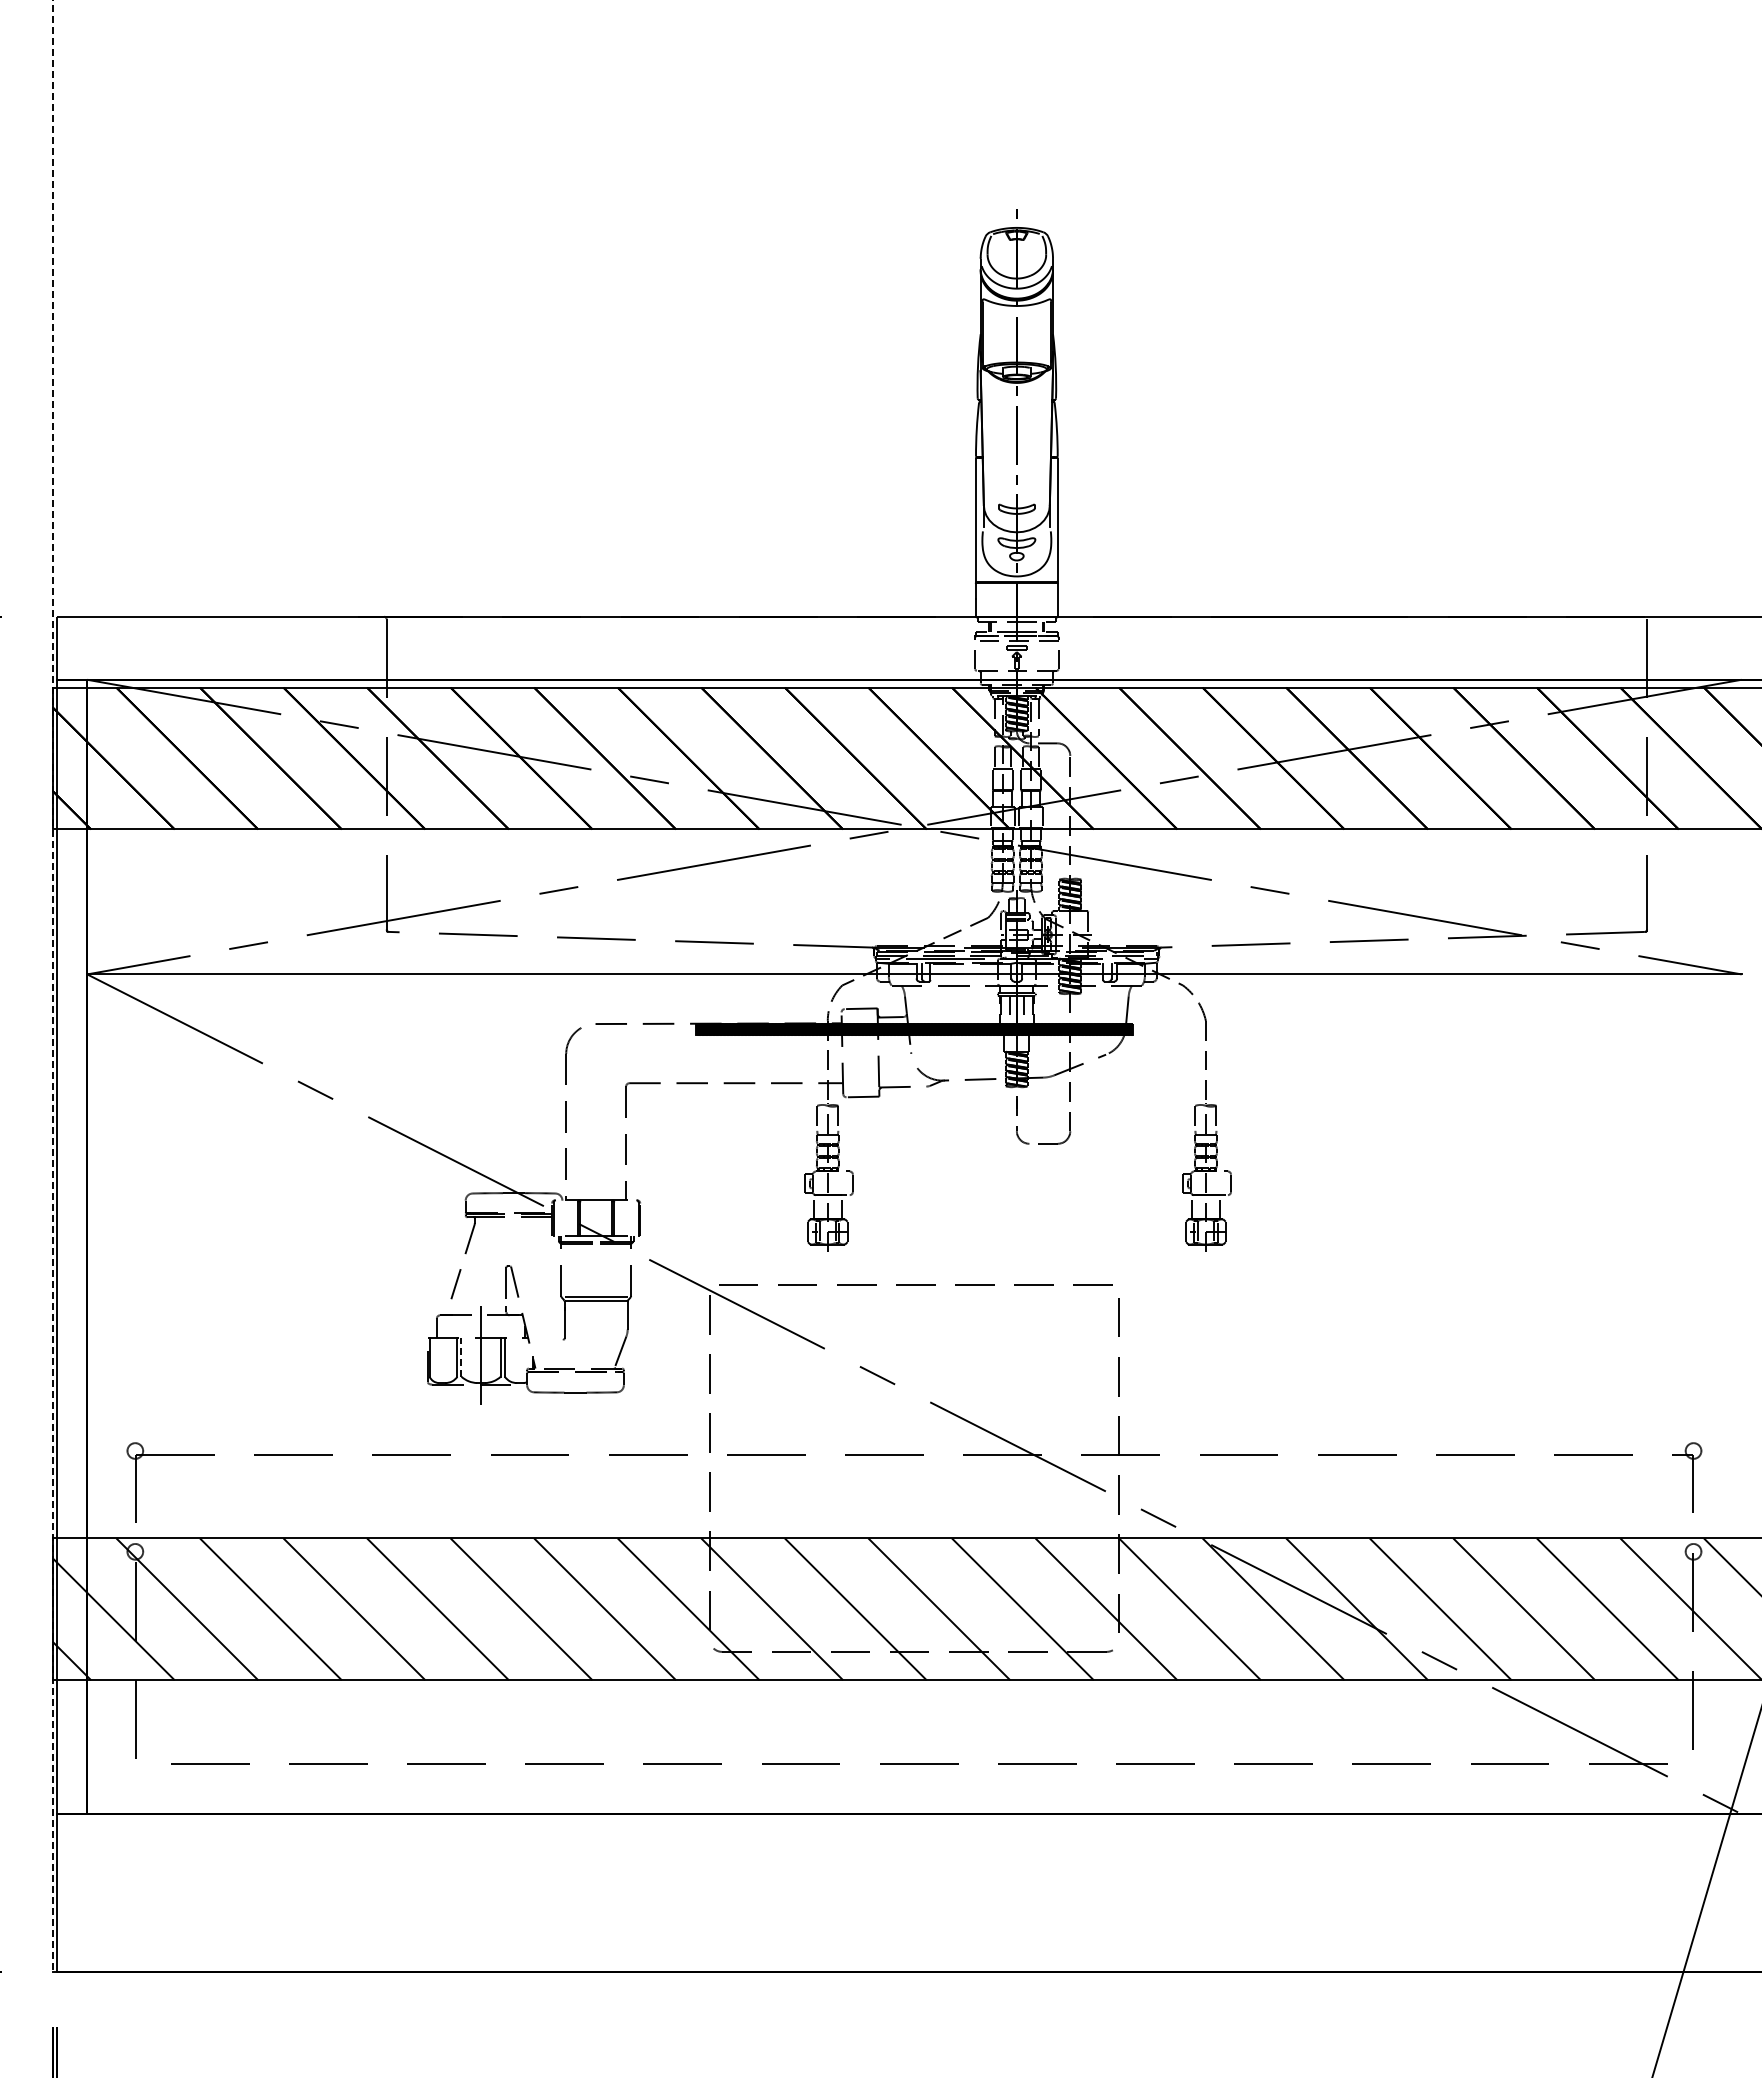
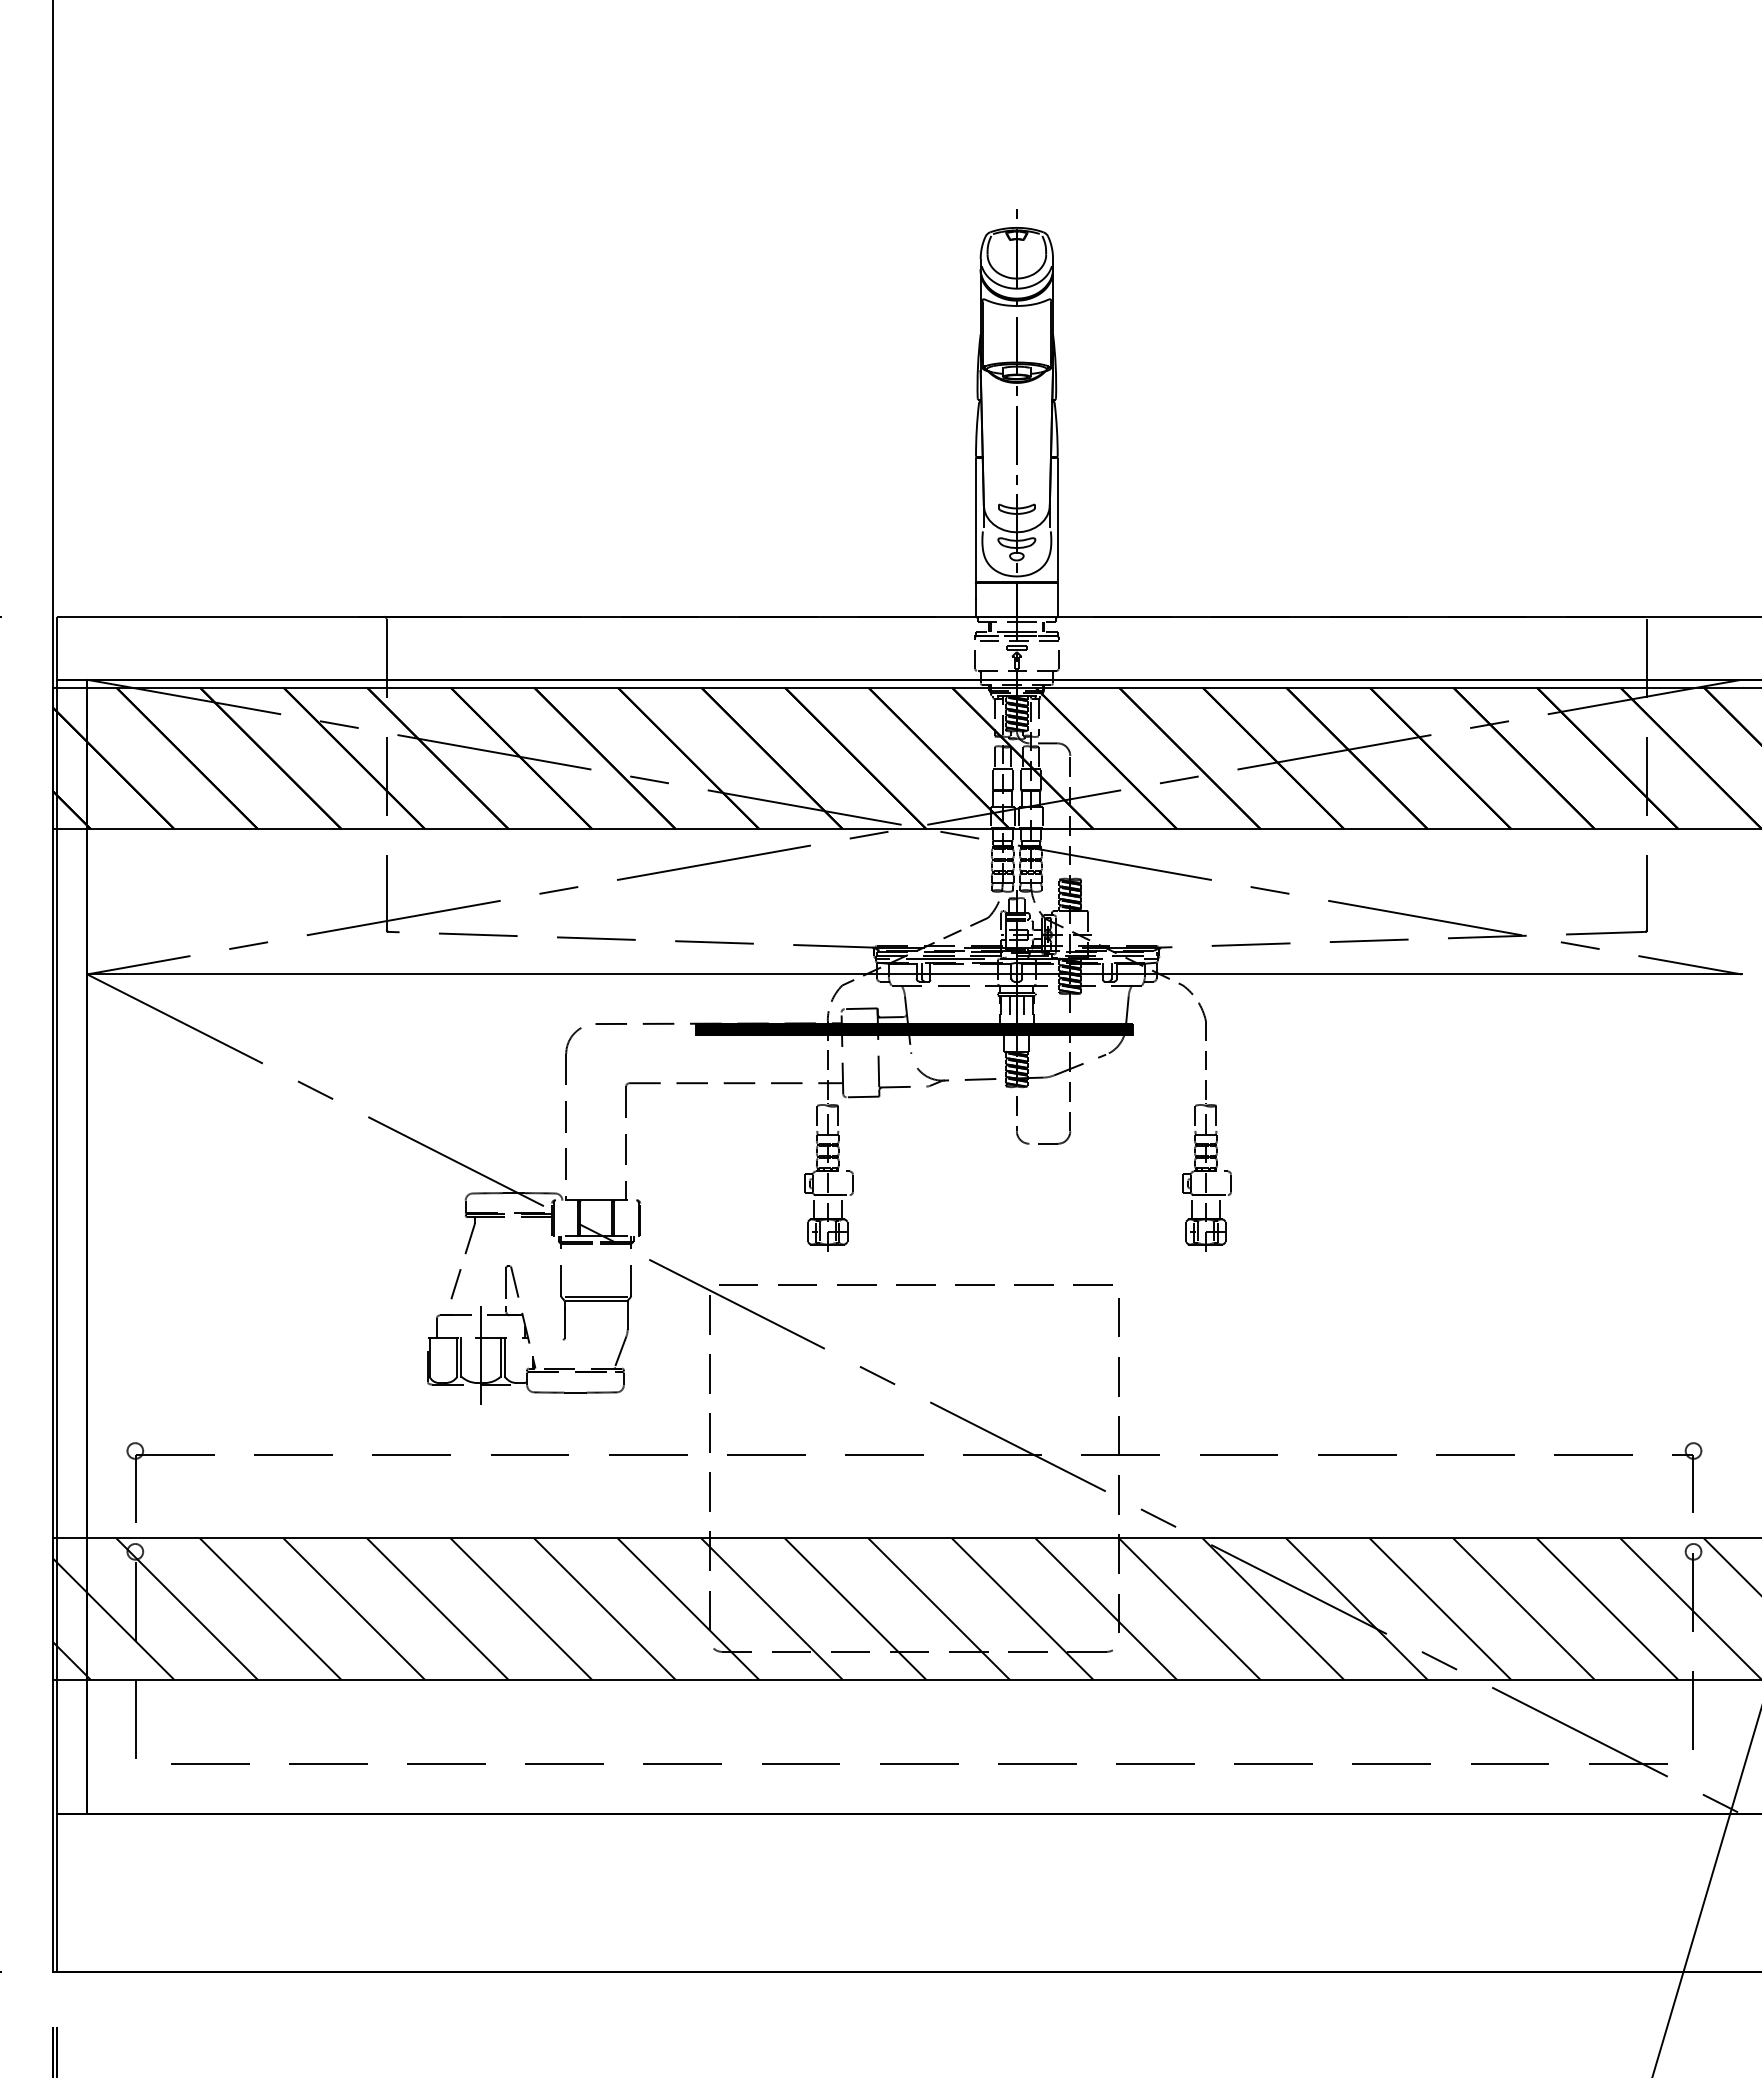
line: dashed -> solid (52, 985)
line: dashed -> solid (461, 1357)
